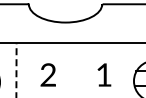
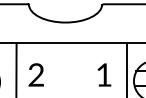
line: none -> present (127, 69)
line: dashed -> solid (16, 70)
text position: (47, 74) -> (35, 74) (35, 74)
